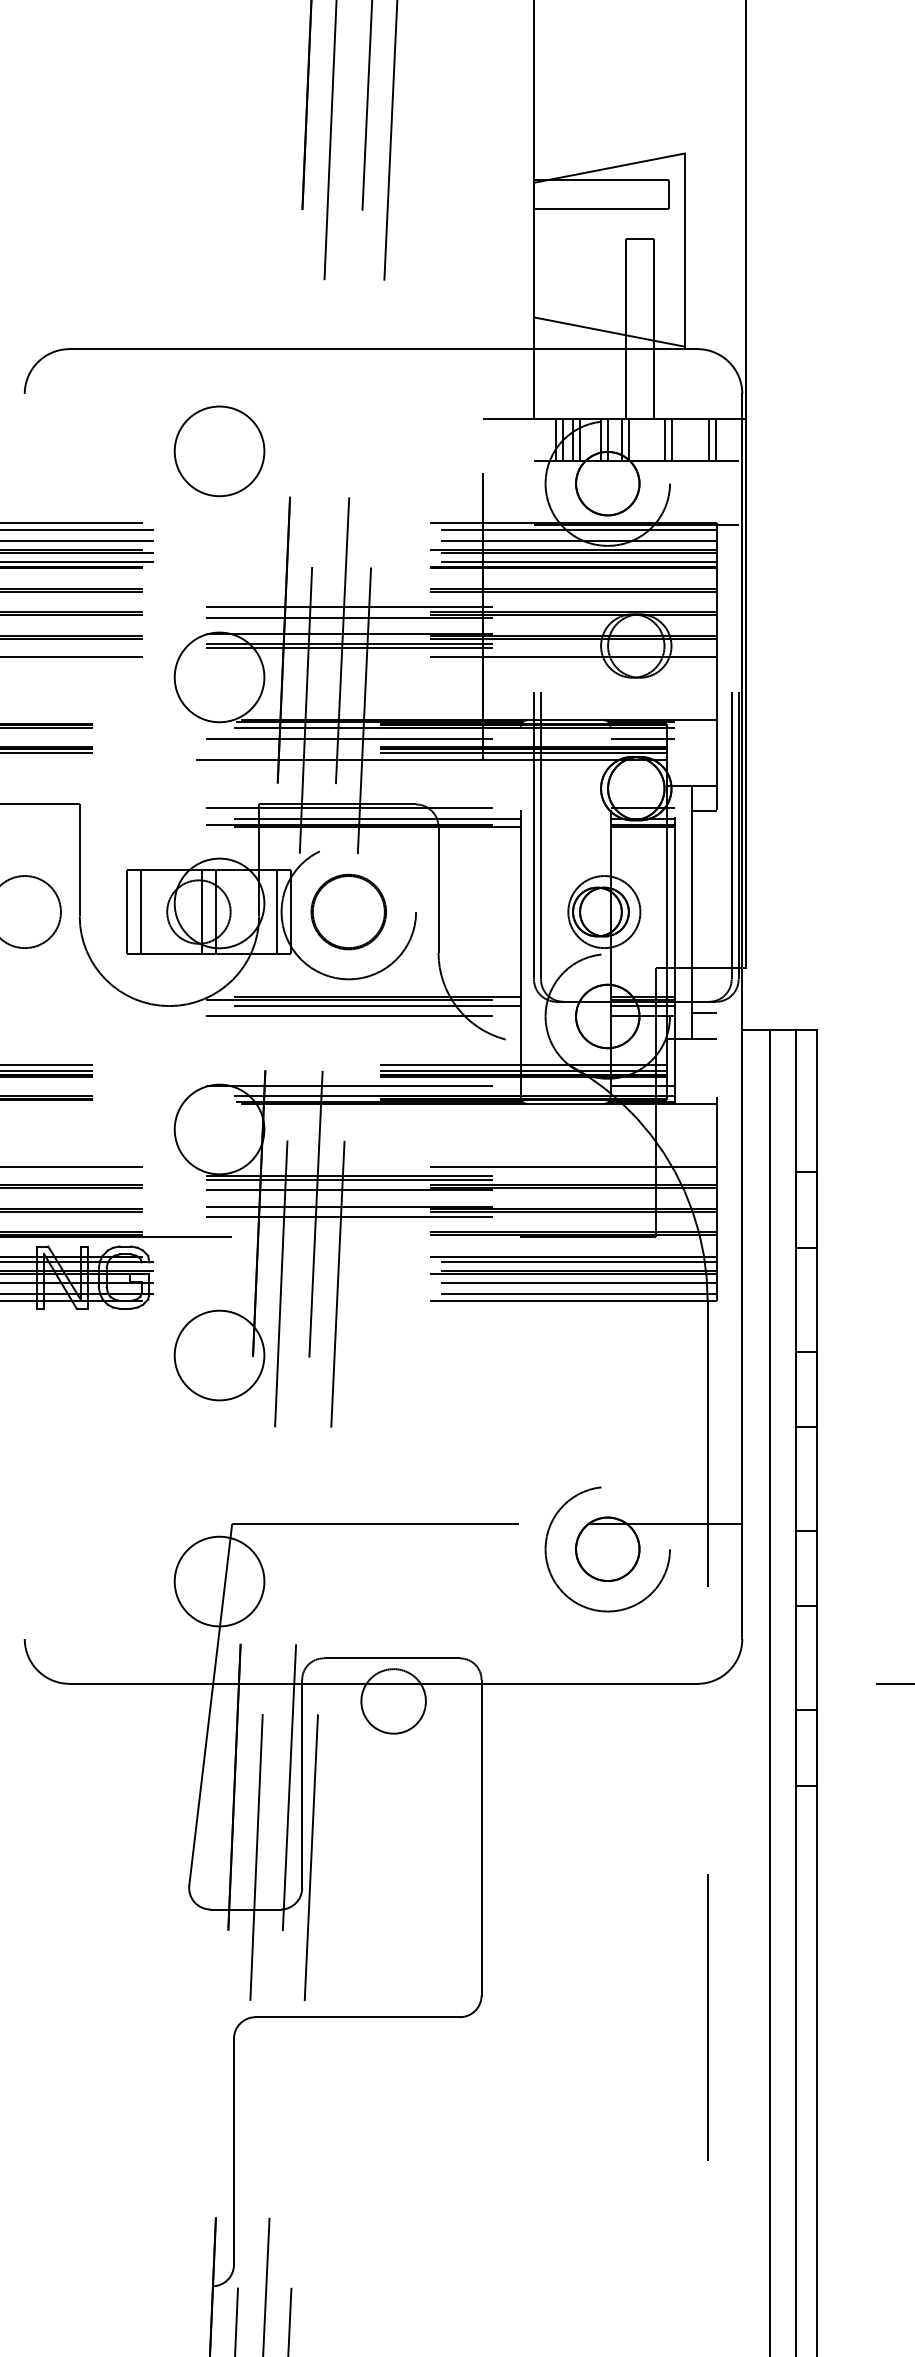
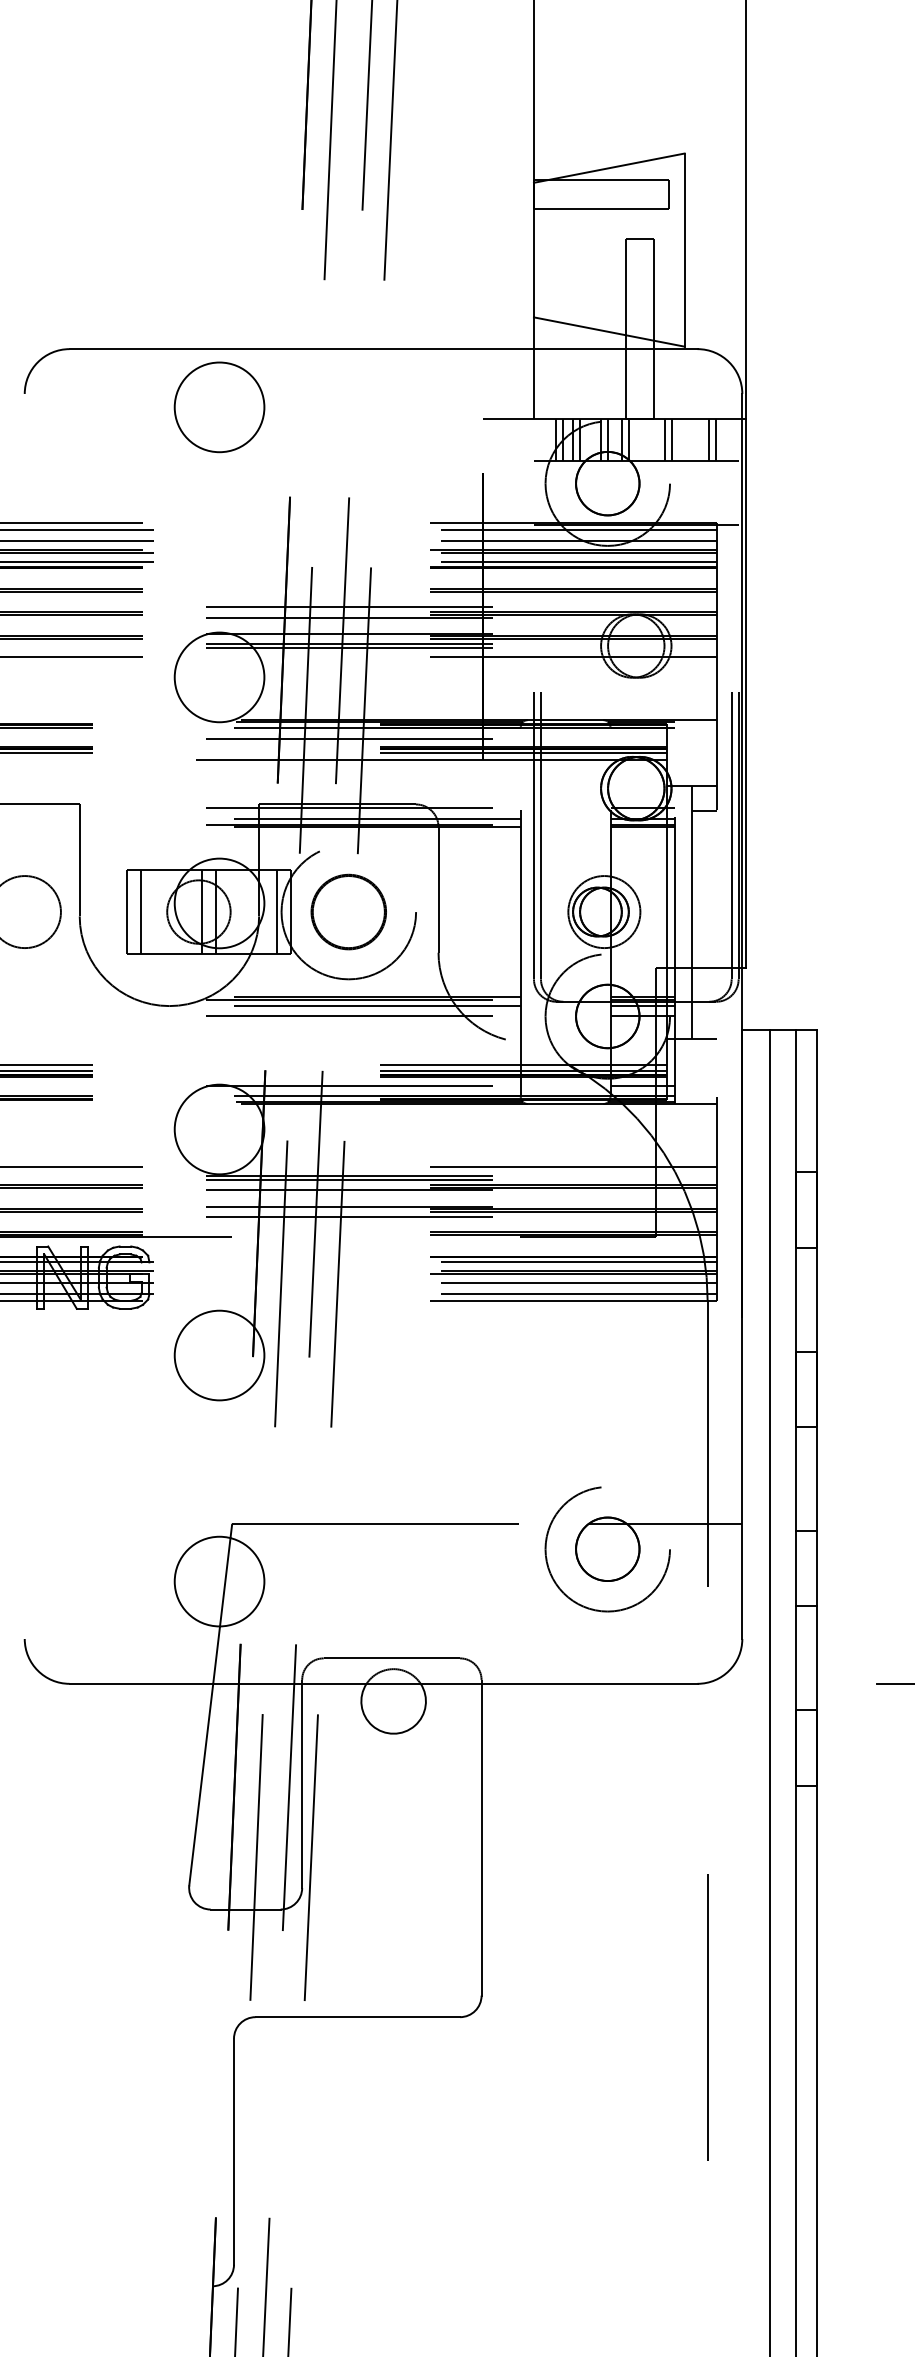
circle position: (219, 451) -> (219, 407) (219, 407)
line: present -> none (642, 738)
line: present -> none (704, 1013)
